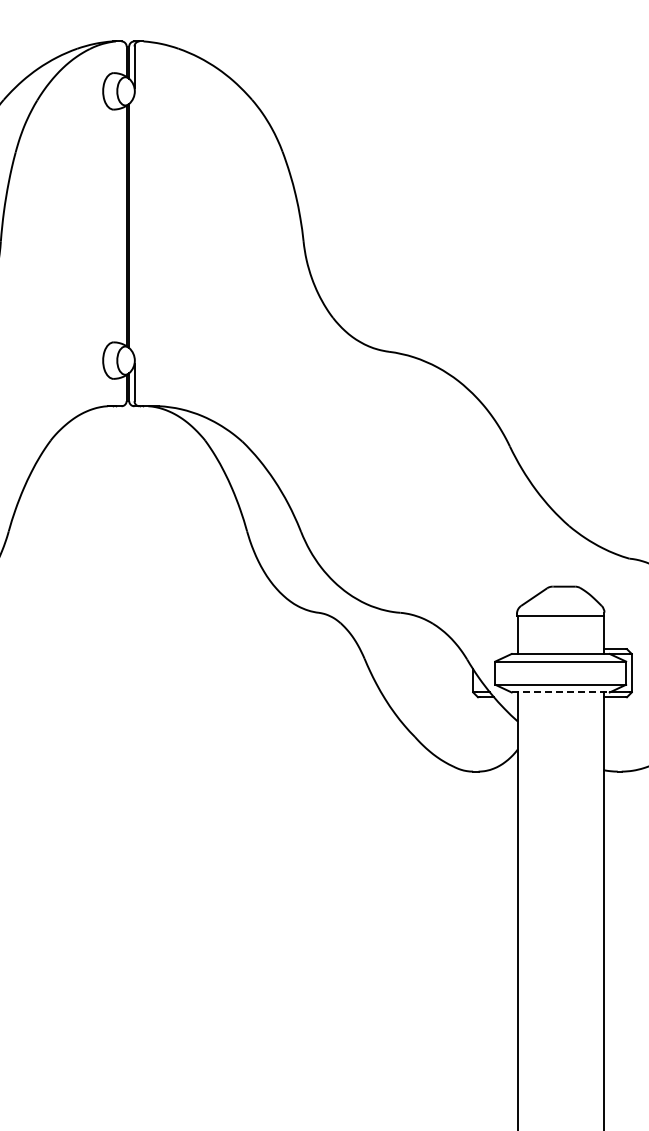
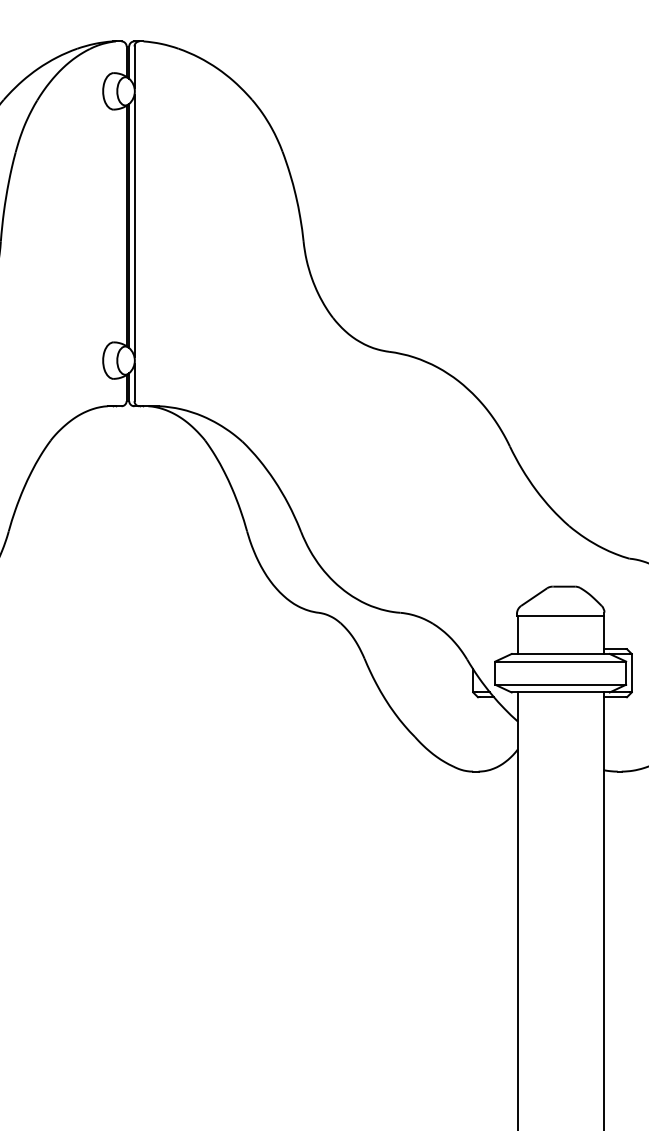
line: none -> present (134, 225)
line: dashed -> solid (561, 692)
